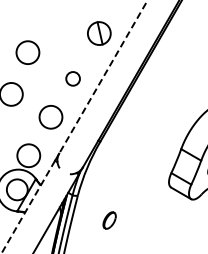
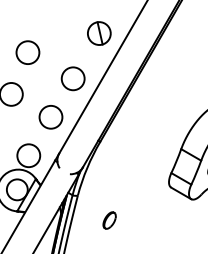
line: dashed -> solid (103, 77)
circle size: 16x16 px -> 26x26 px (72, 78)
line: dashed -> solid (28, 207)
